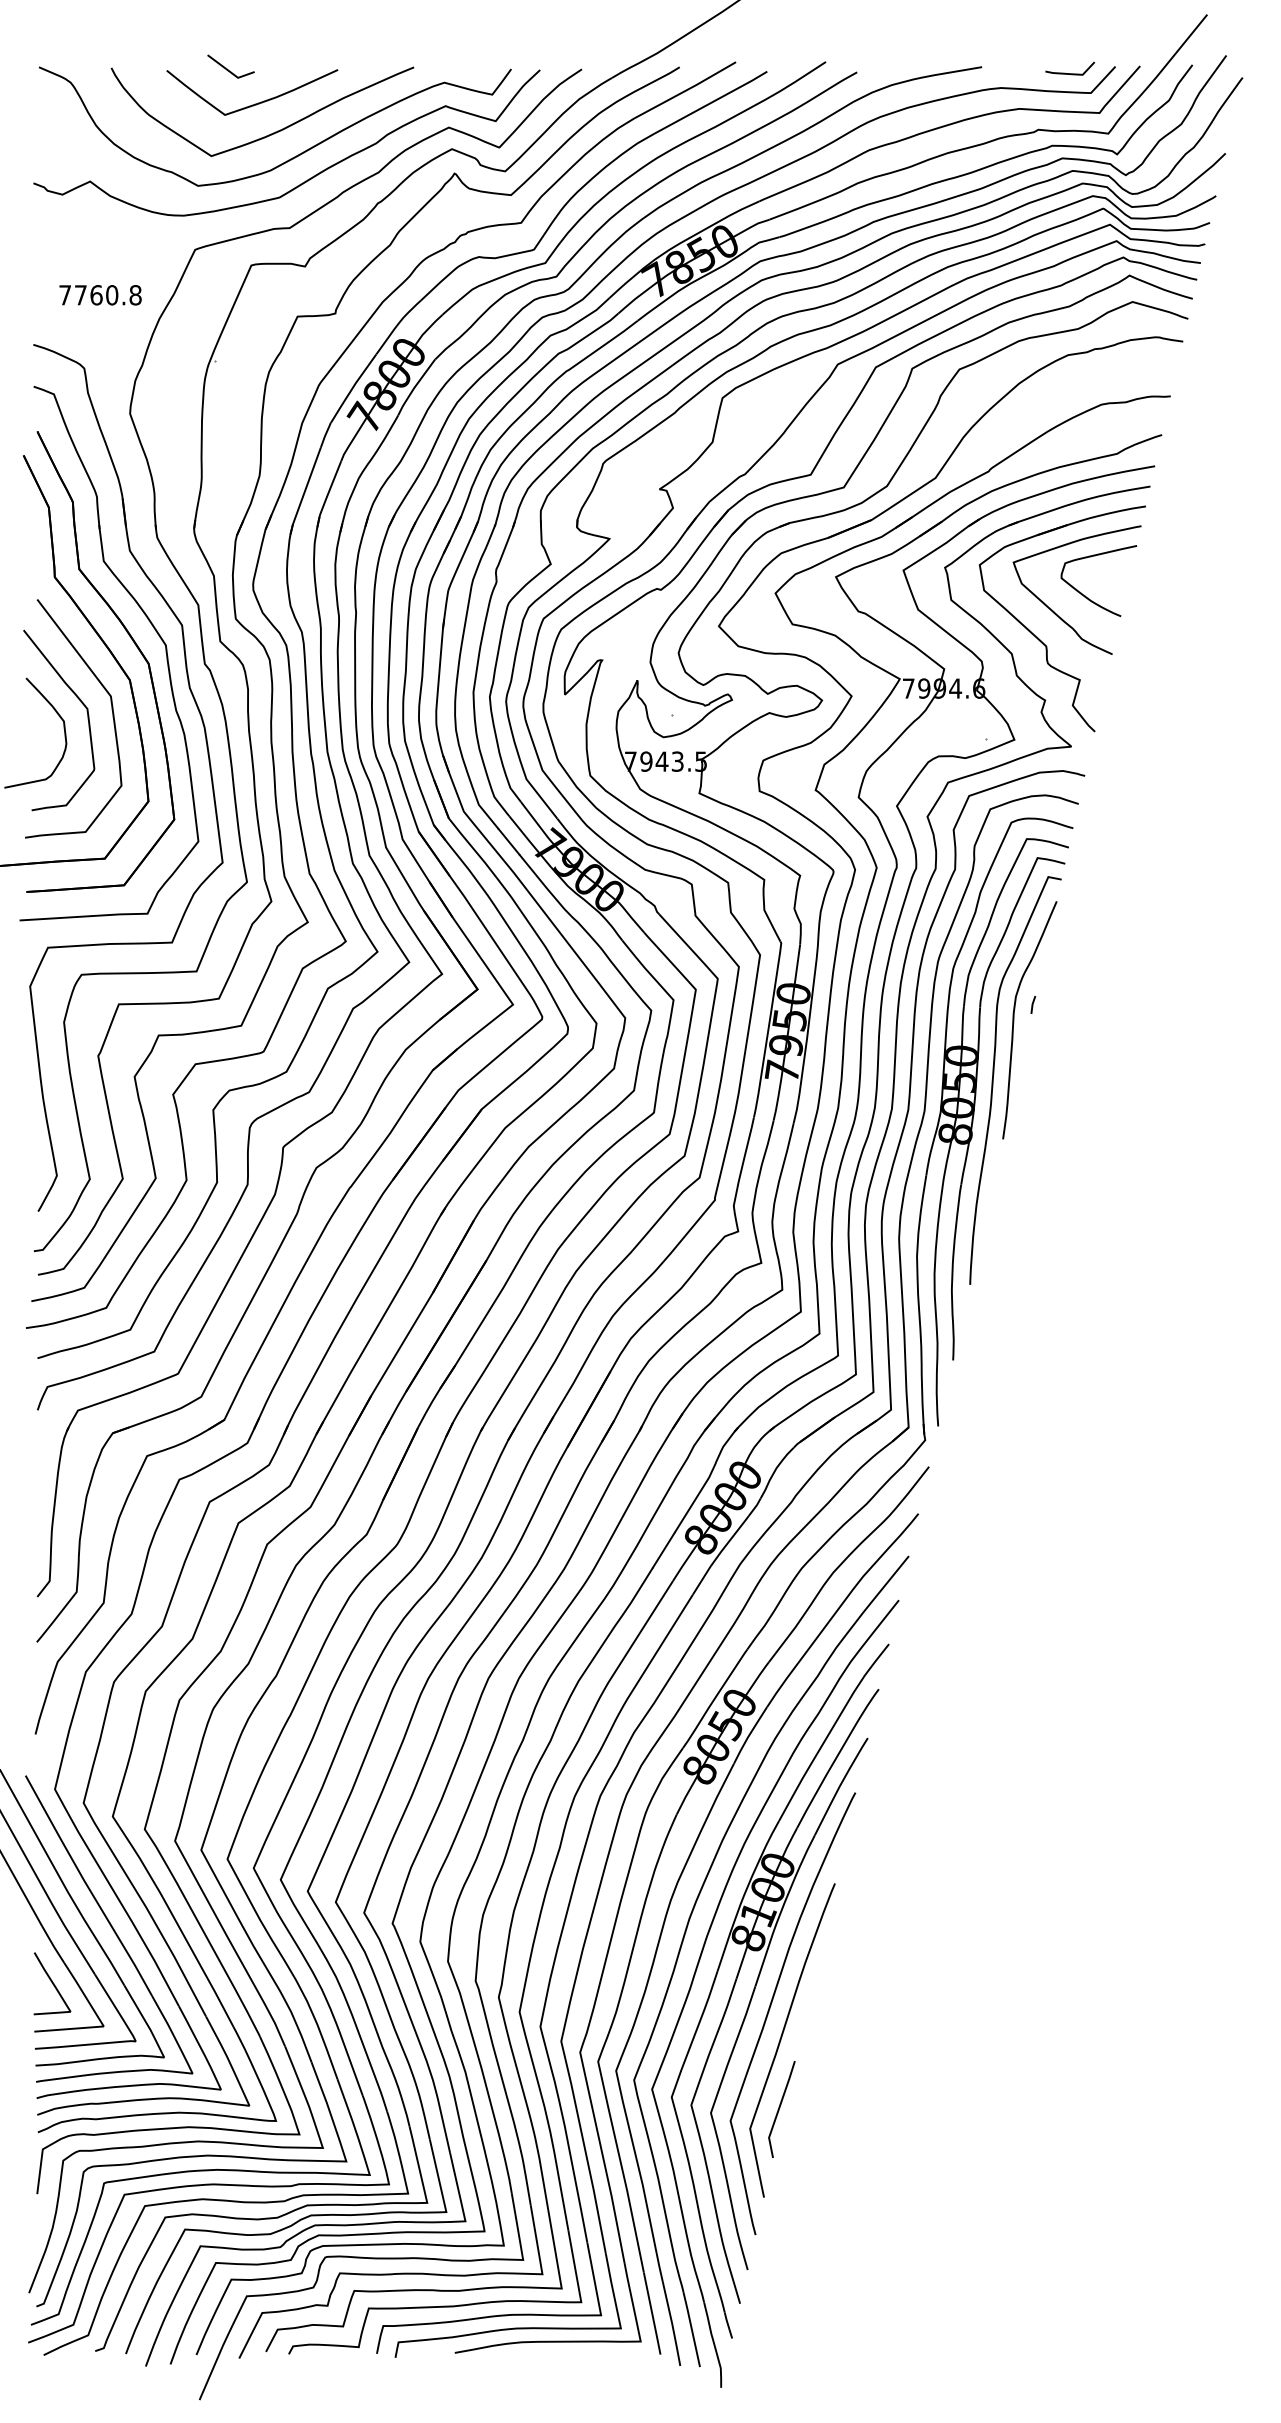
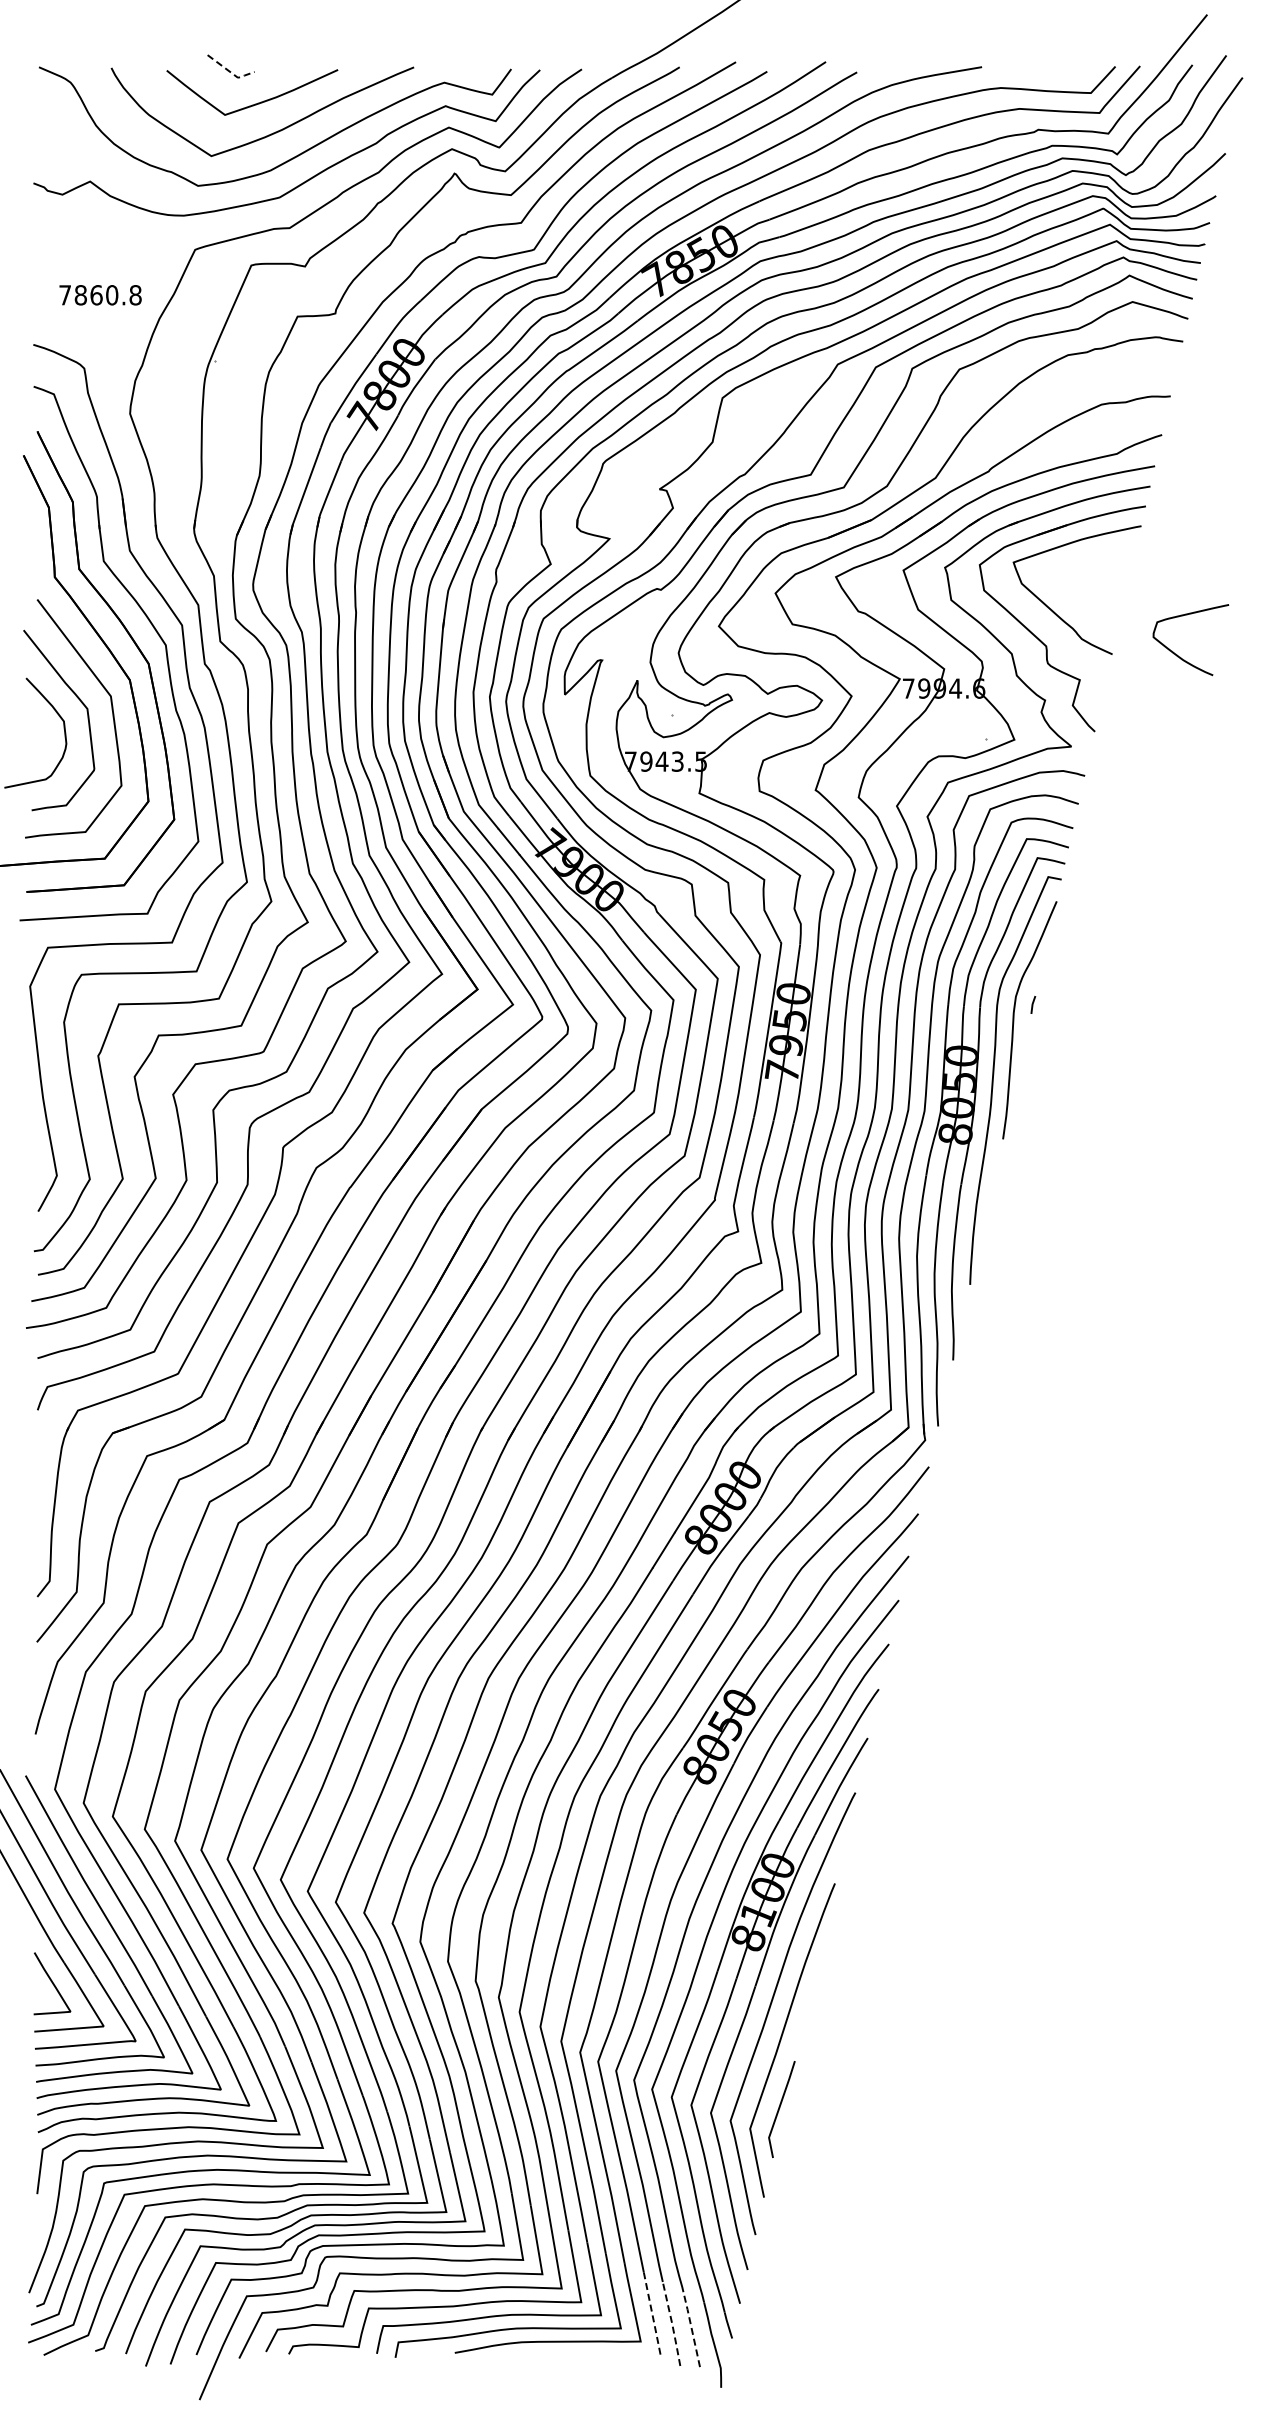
line: solid -> dashed (231, 73)
line: present -> none (1069, 73)
text: 7760.8 -> 7860.8 (80, 295)
curve position: (1088, 597) -> (1180, 656) (1180, 656)
line: solid -> dashed (652, 2313)
line: solid -> dashed (672, 2324)
line: solid -> dashed (691, 2328)
